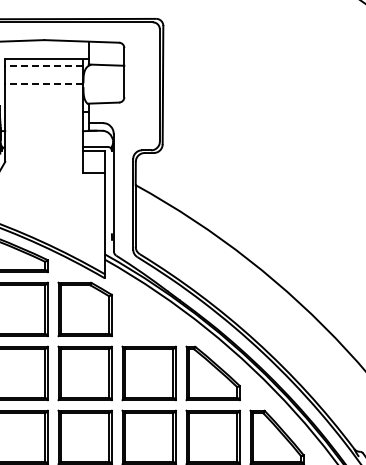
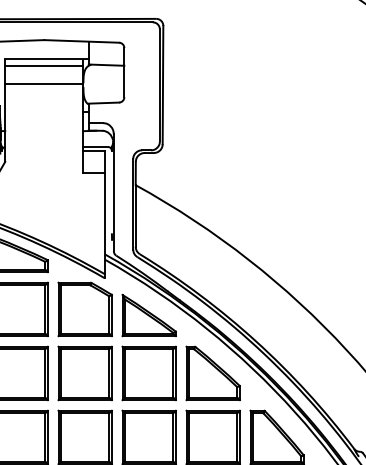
line: dashed -> solid (43, 65)
line: dashed -> solid (43, 83)
part: none -> present (148, 315)
